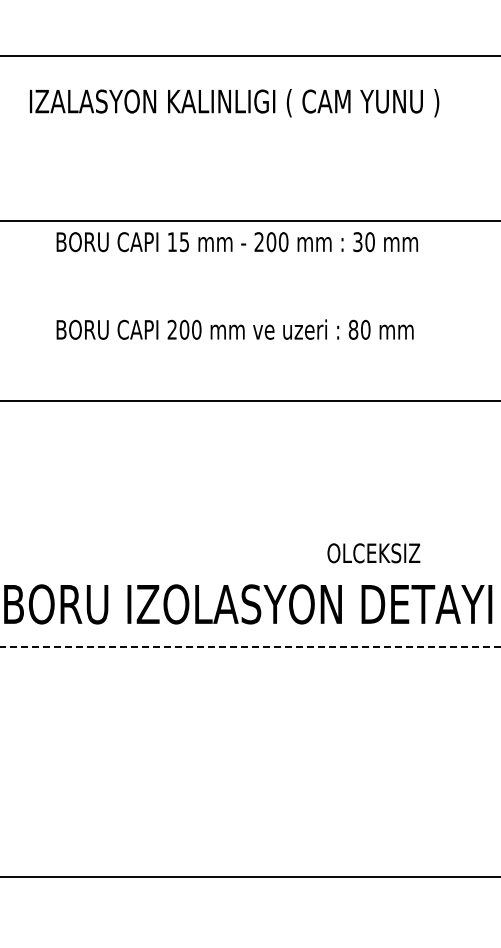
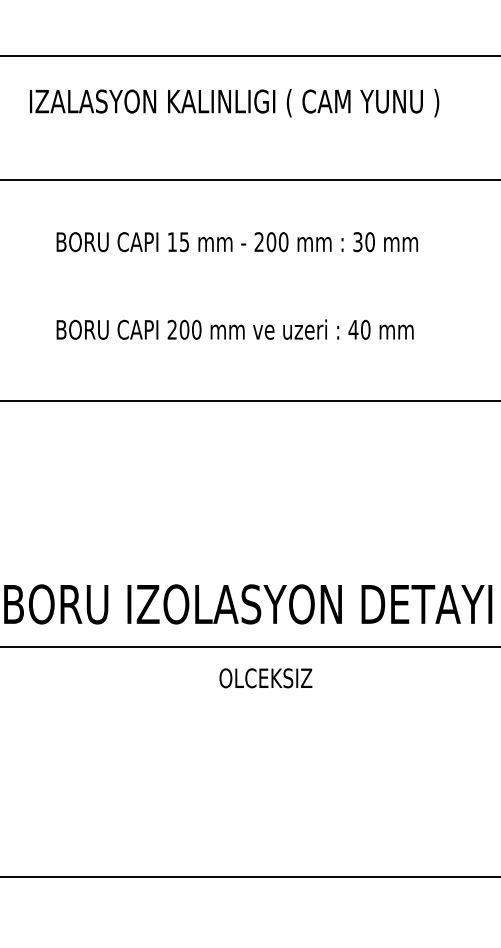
line position: (249, 220) -> (249, 179) (249, 179)
text: 80 -> 40 (353, 329)
text position: (373, 553) -> (265, 678) (265, 678)
line: dashed -> solid (250, 646)
